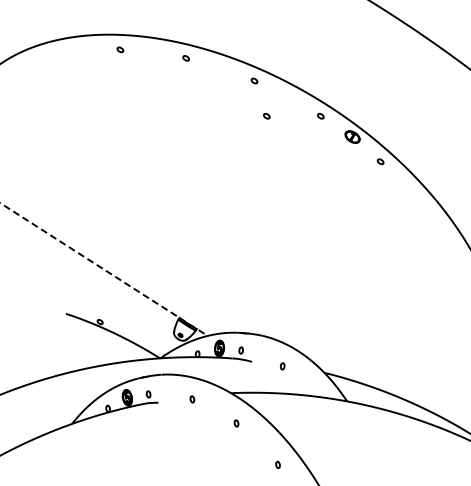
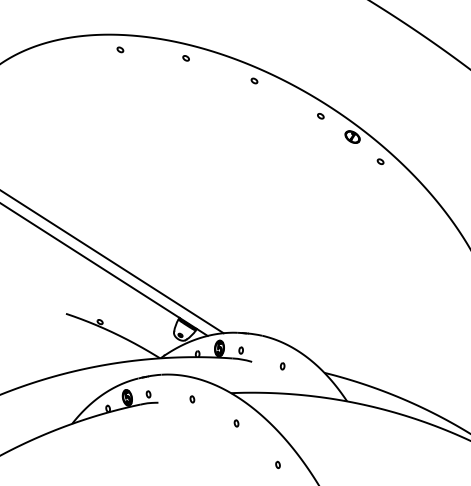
part: present -> none (266, 116)
line: none -> present (112, 262)
line: dashed -> solid (104, 269)
